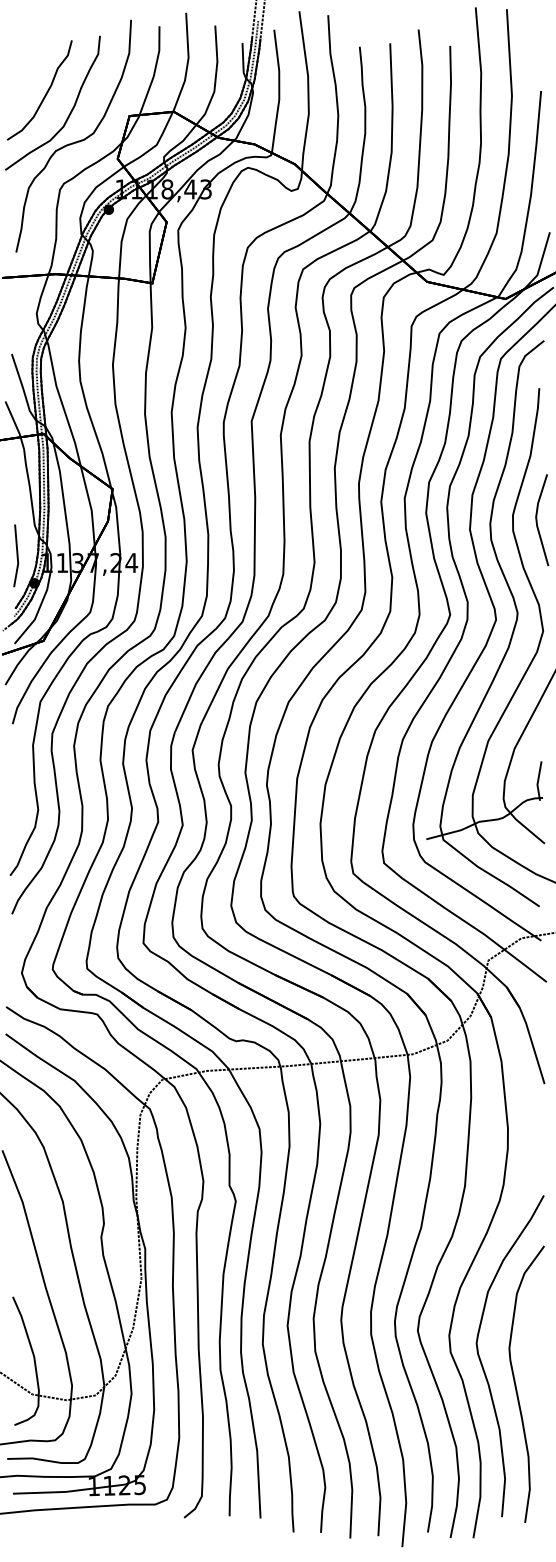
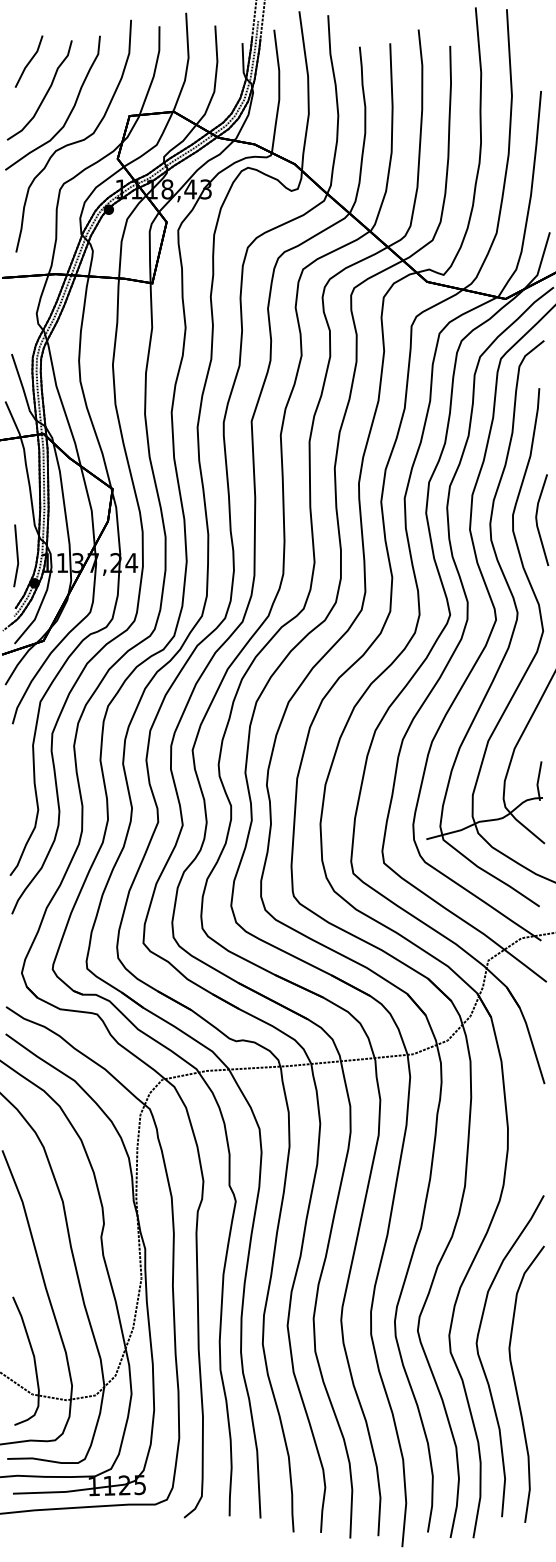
line: none -> present (28, 61)
